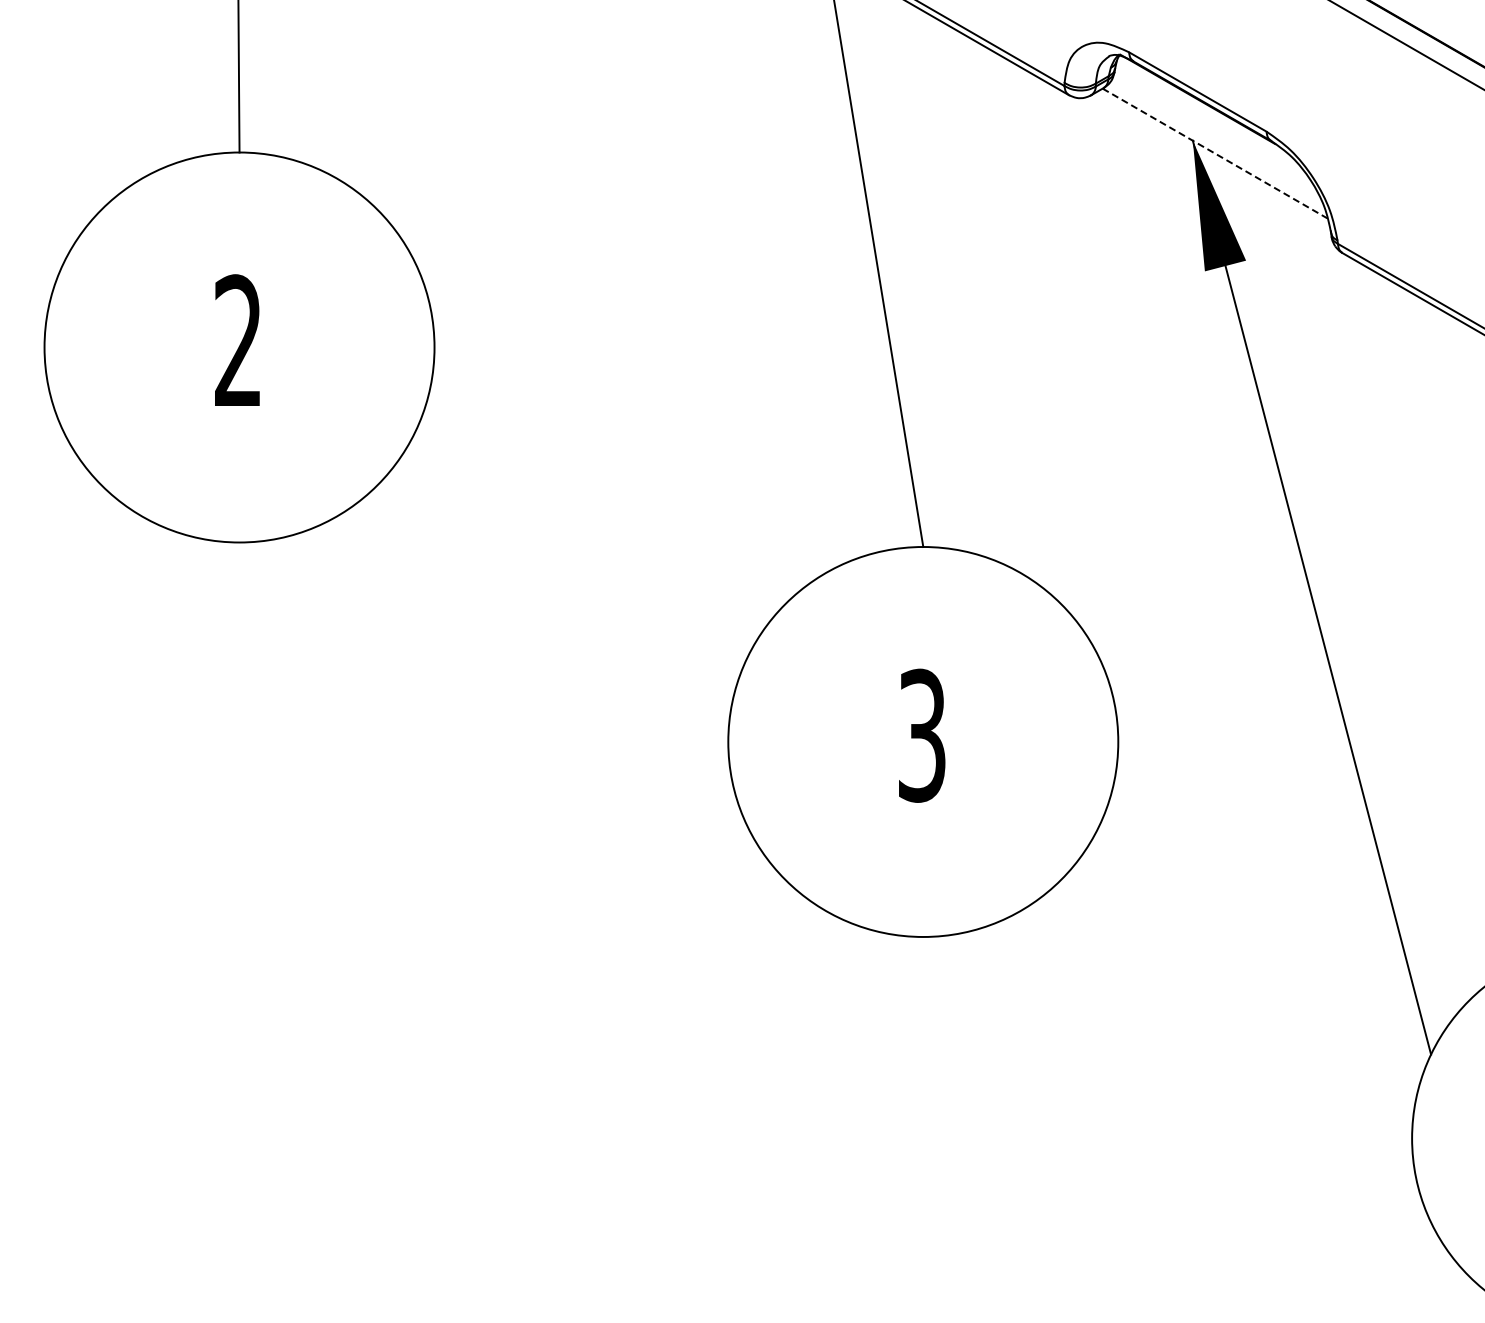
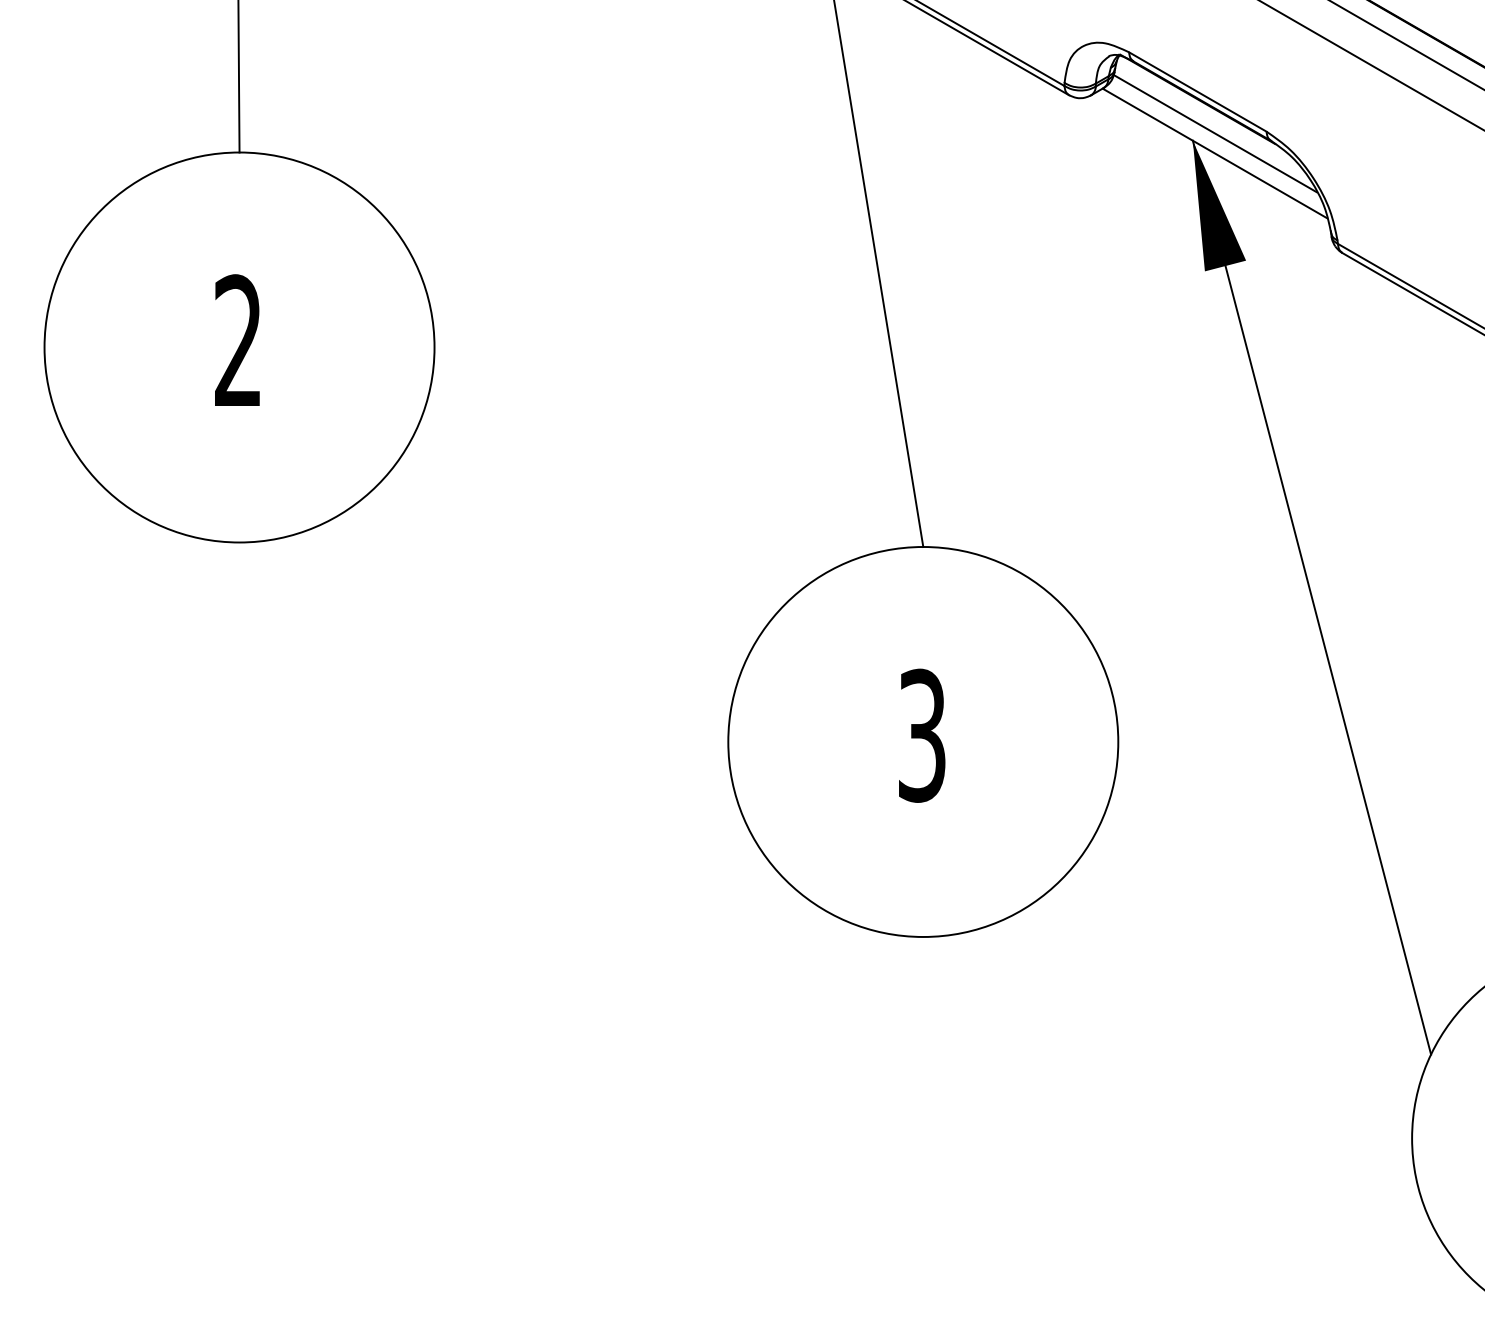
line: none -> present (1371, 65)
line: none -> present (1214, 133)
line: dashed -> solid (1214, 153)
